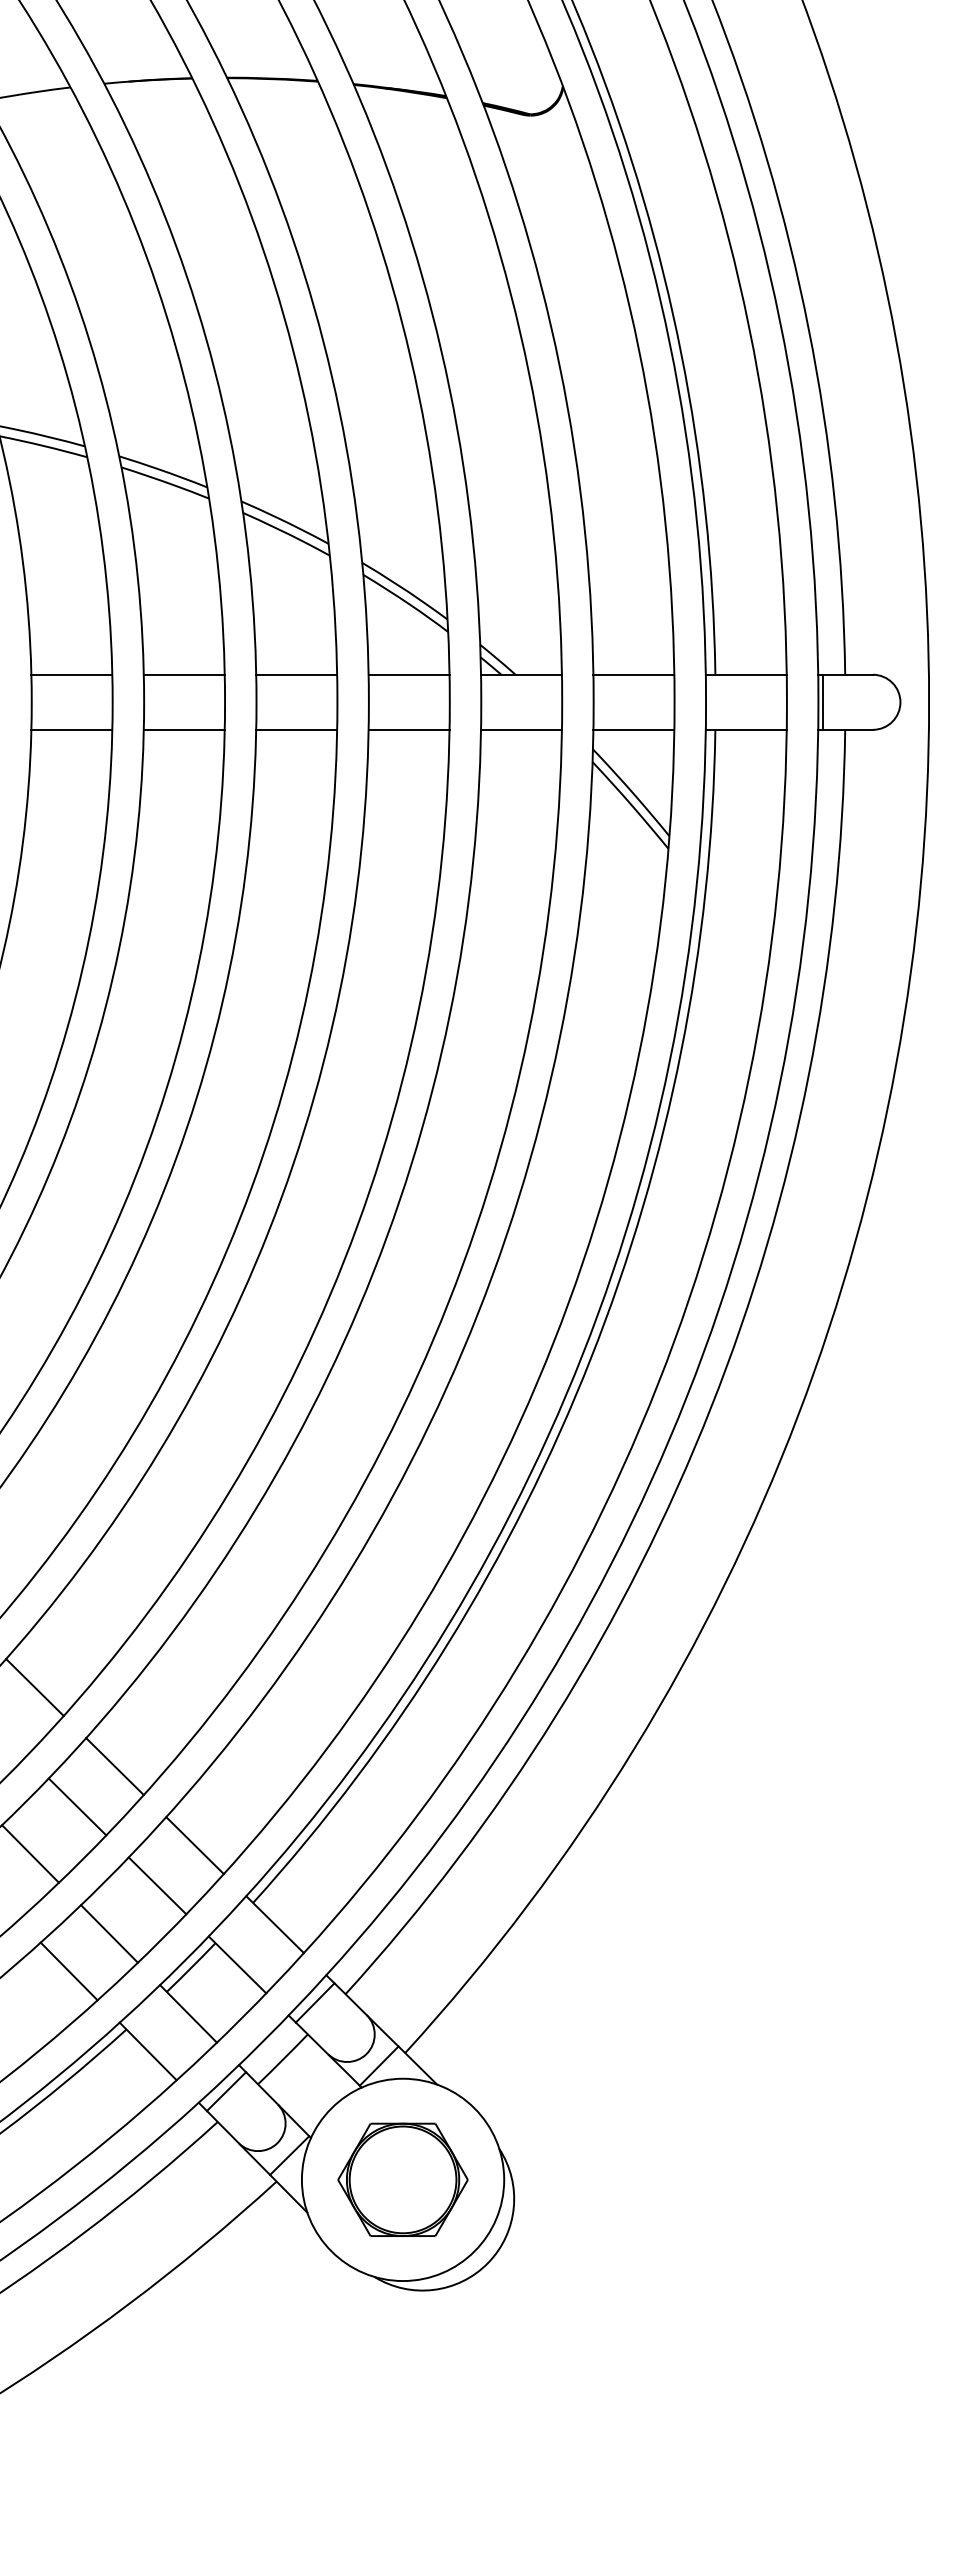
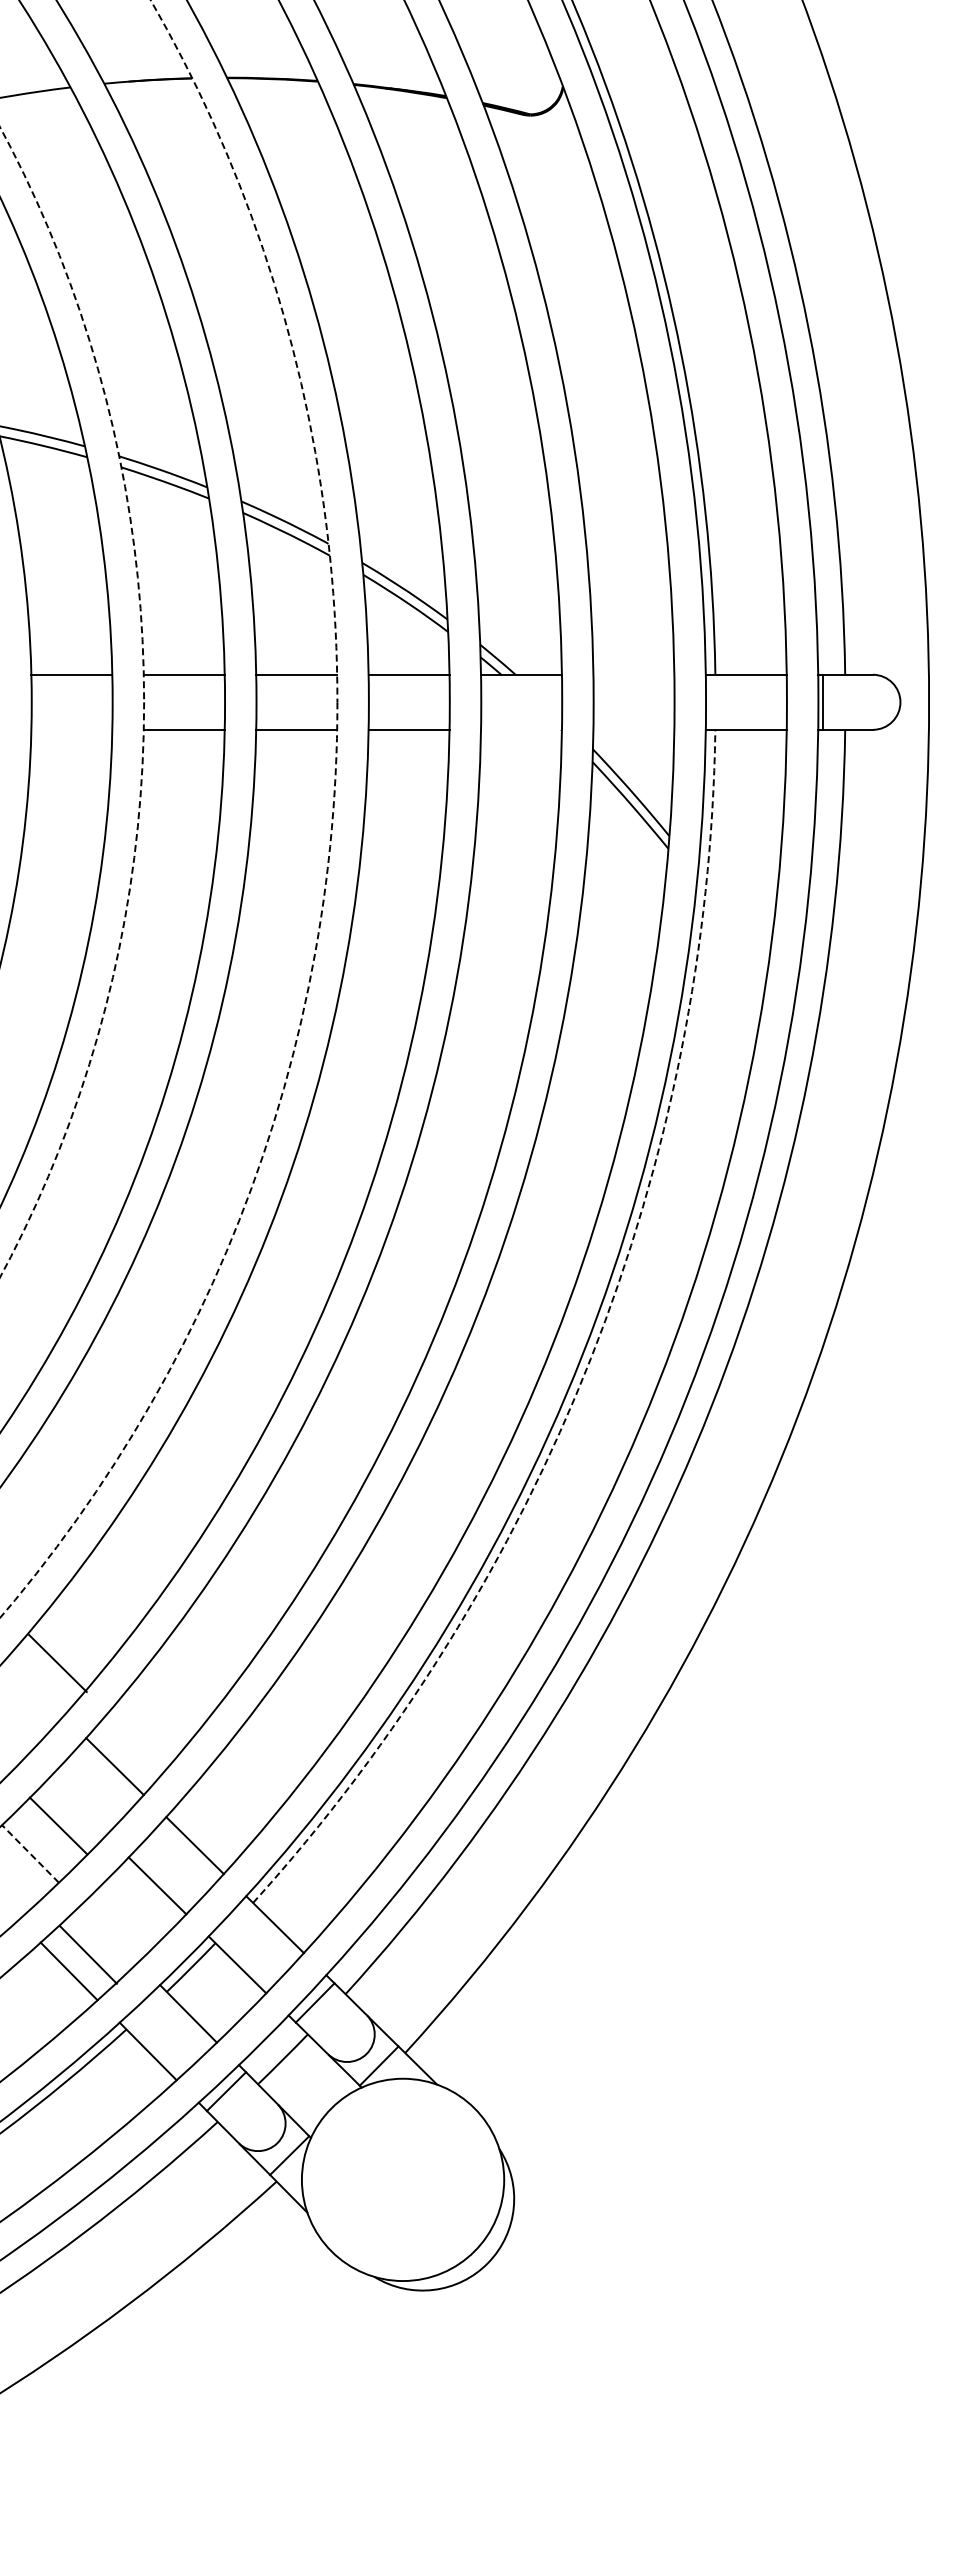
line: present -> none (633, 674)
circle: solid -> dashed (72, 701)
line: present -> none (71, 729)
line: present -> none (521, 729)
line: present -> none (633, 729)
circle: solid -> dashed (168, 808)
arc: solid -> dashed (590, 1358)
line position: (34, 1687) -> (57, 1663) (57, 1663)
line position: (77, 1806) -> (58, 1825) (58, 1825)
line: solid -> dashed (30, 1853)
line position: (109, 1933) -> (88, 1954) (88, 1954)
part: present -> none (402, 2179)
